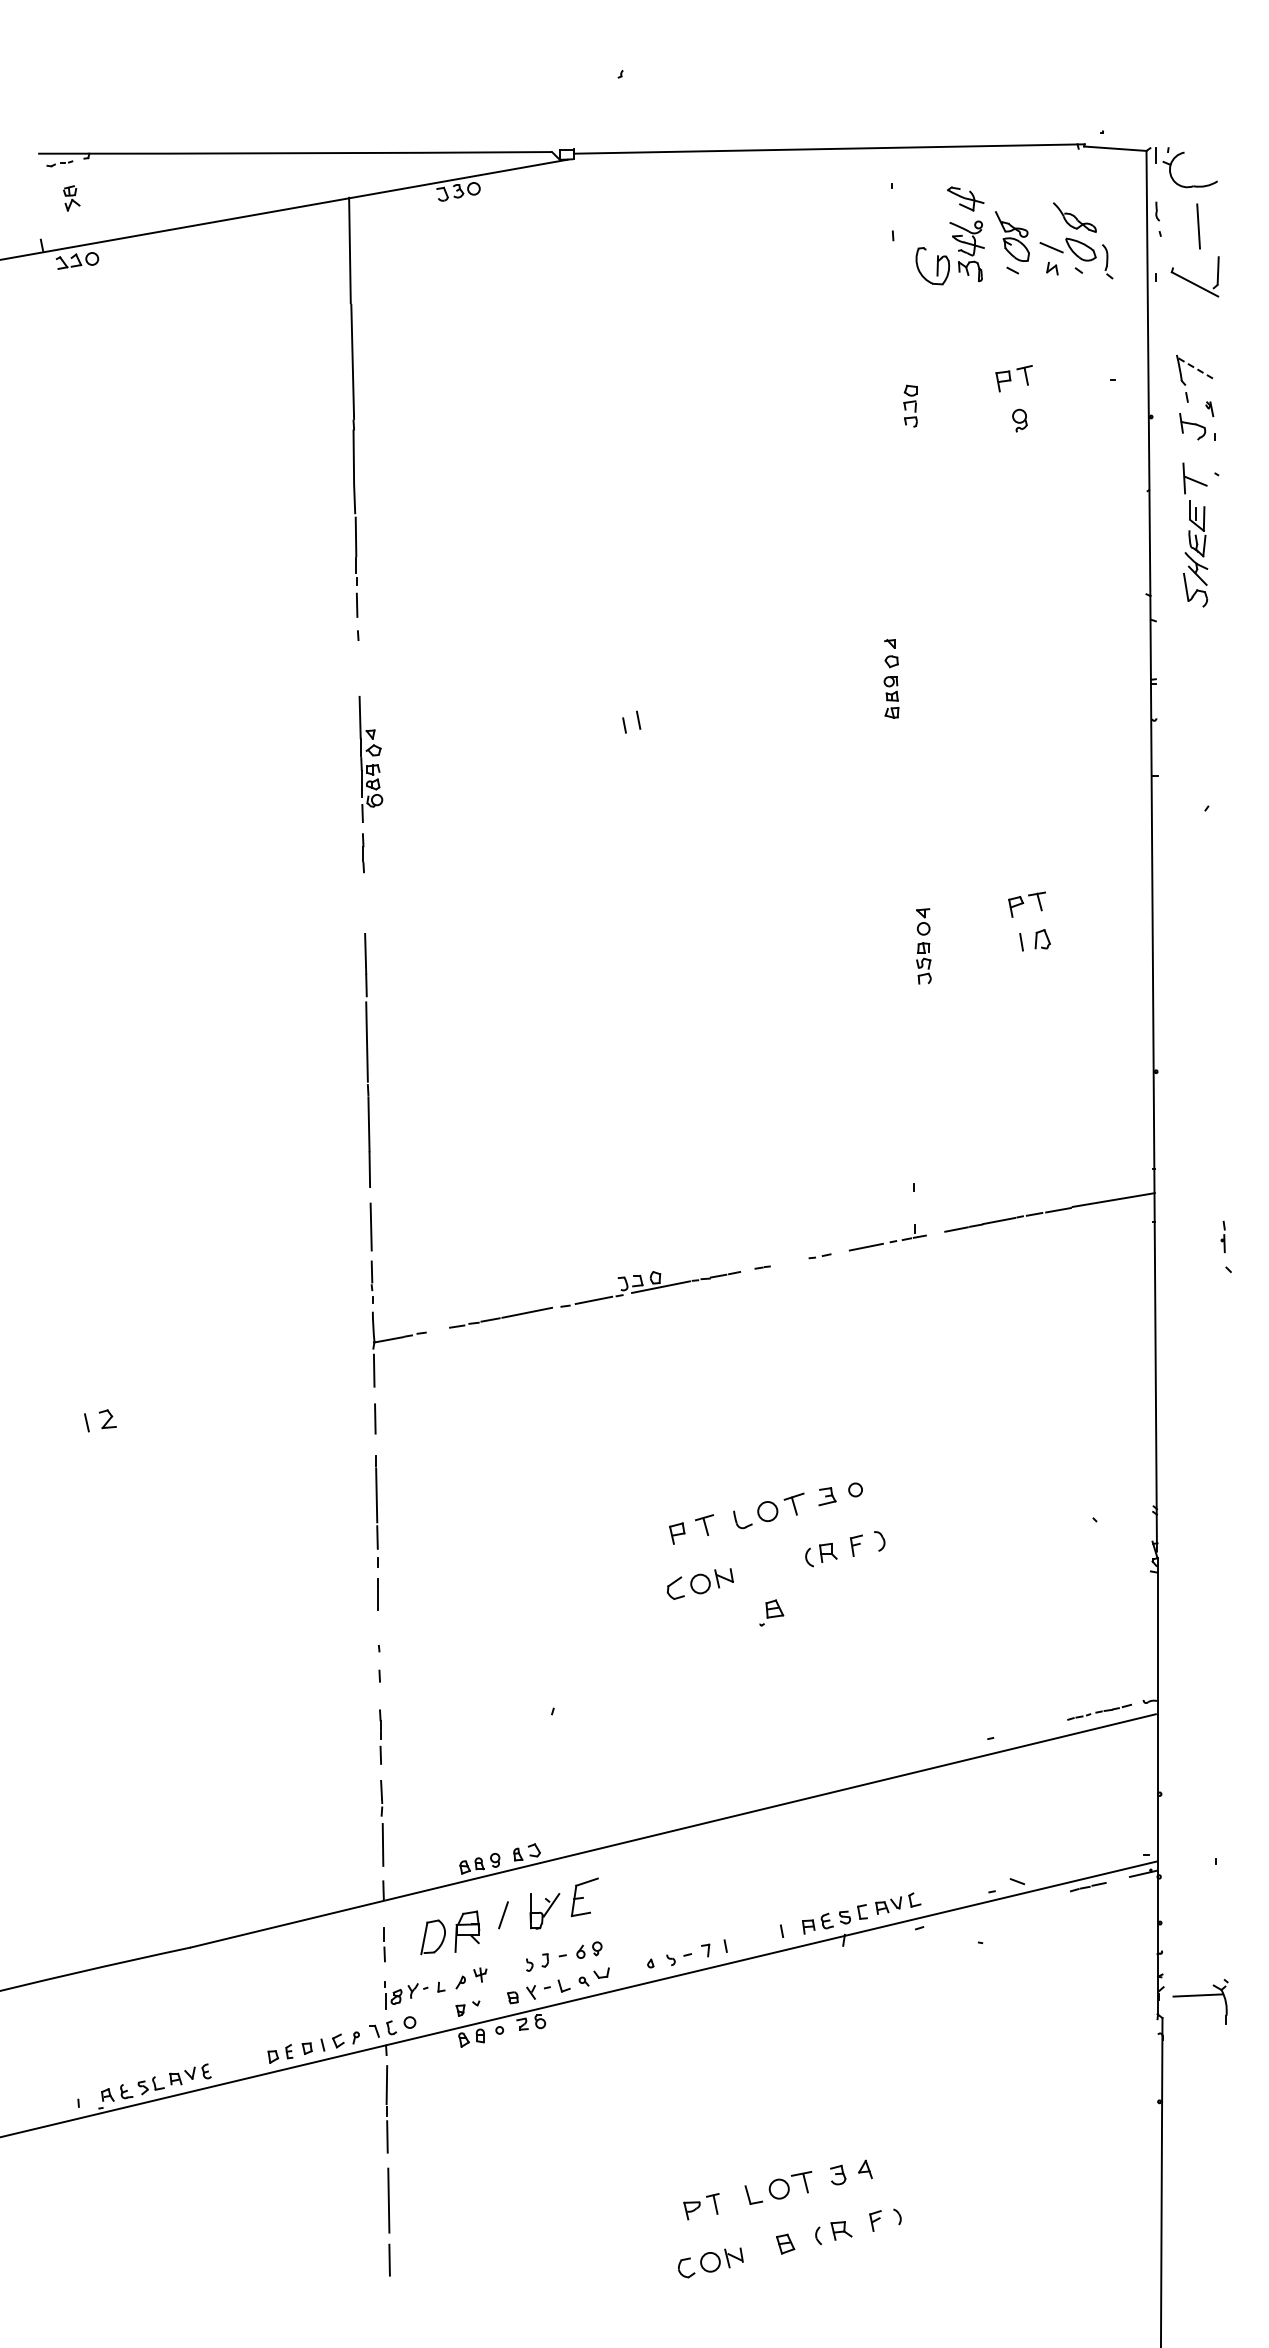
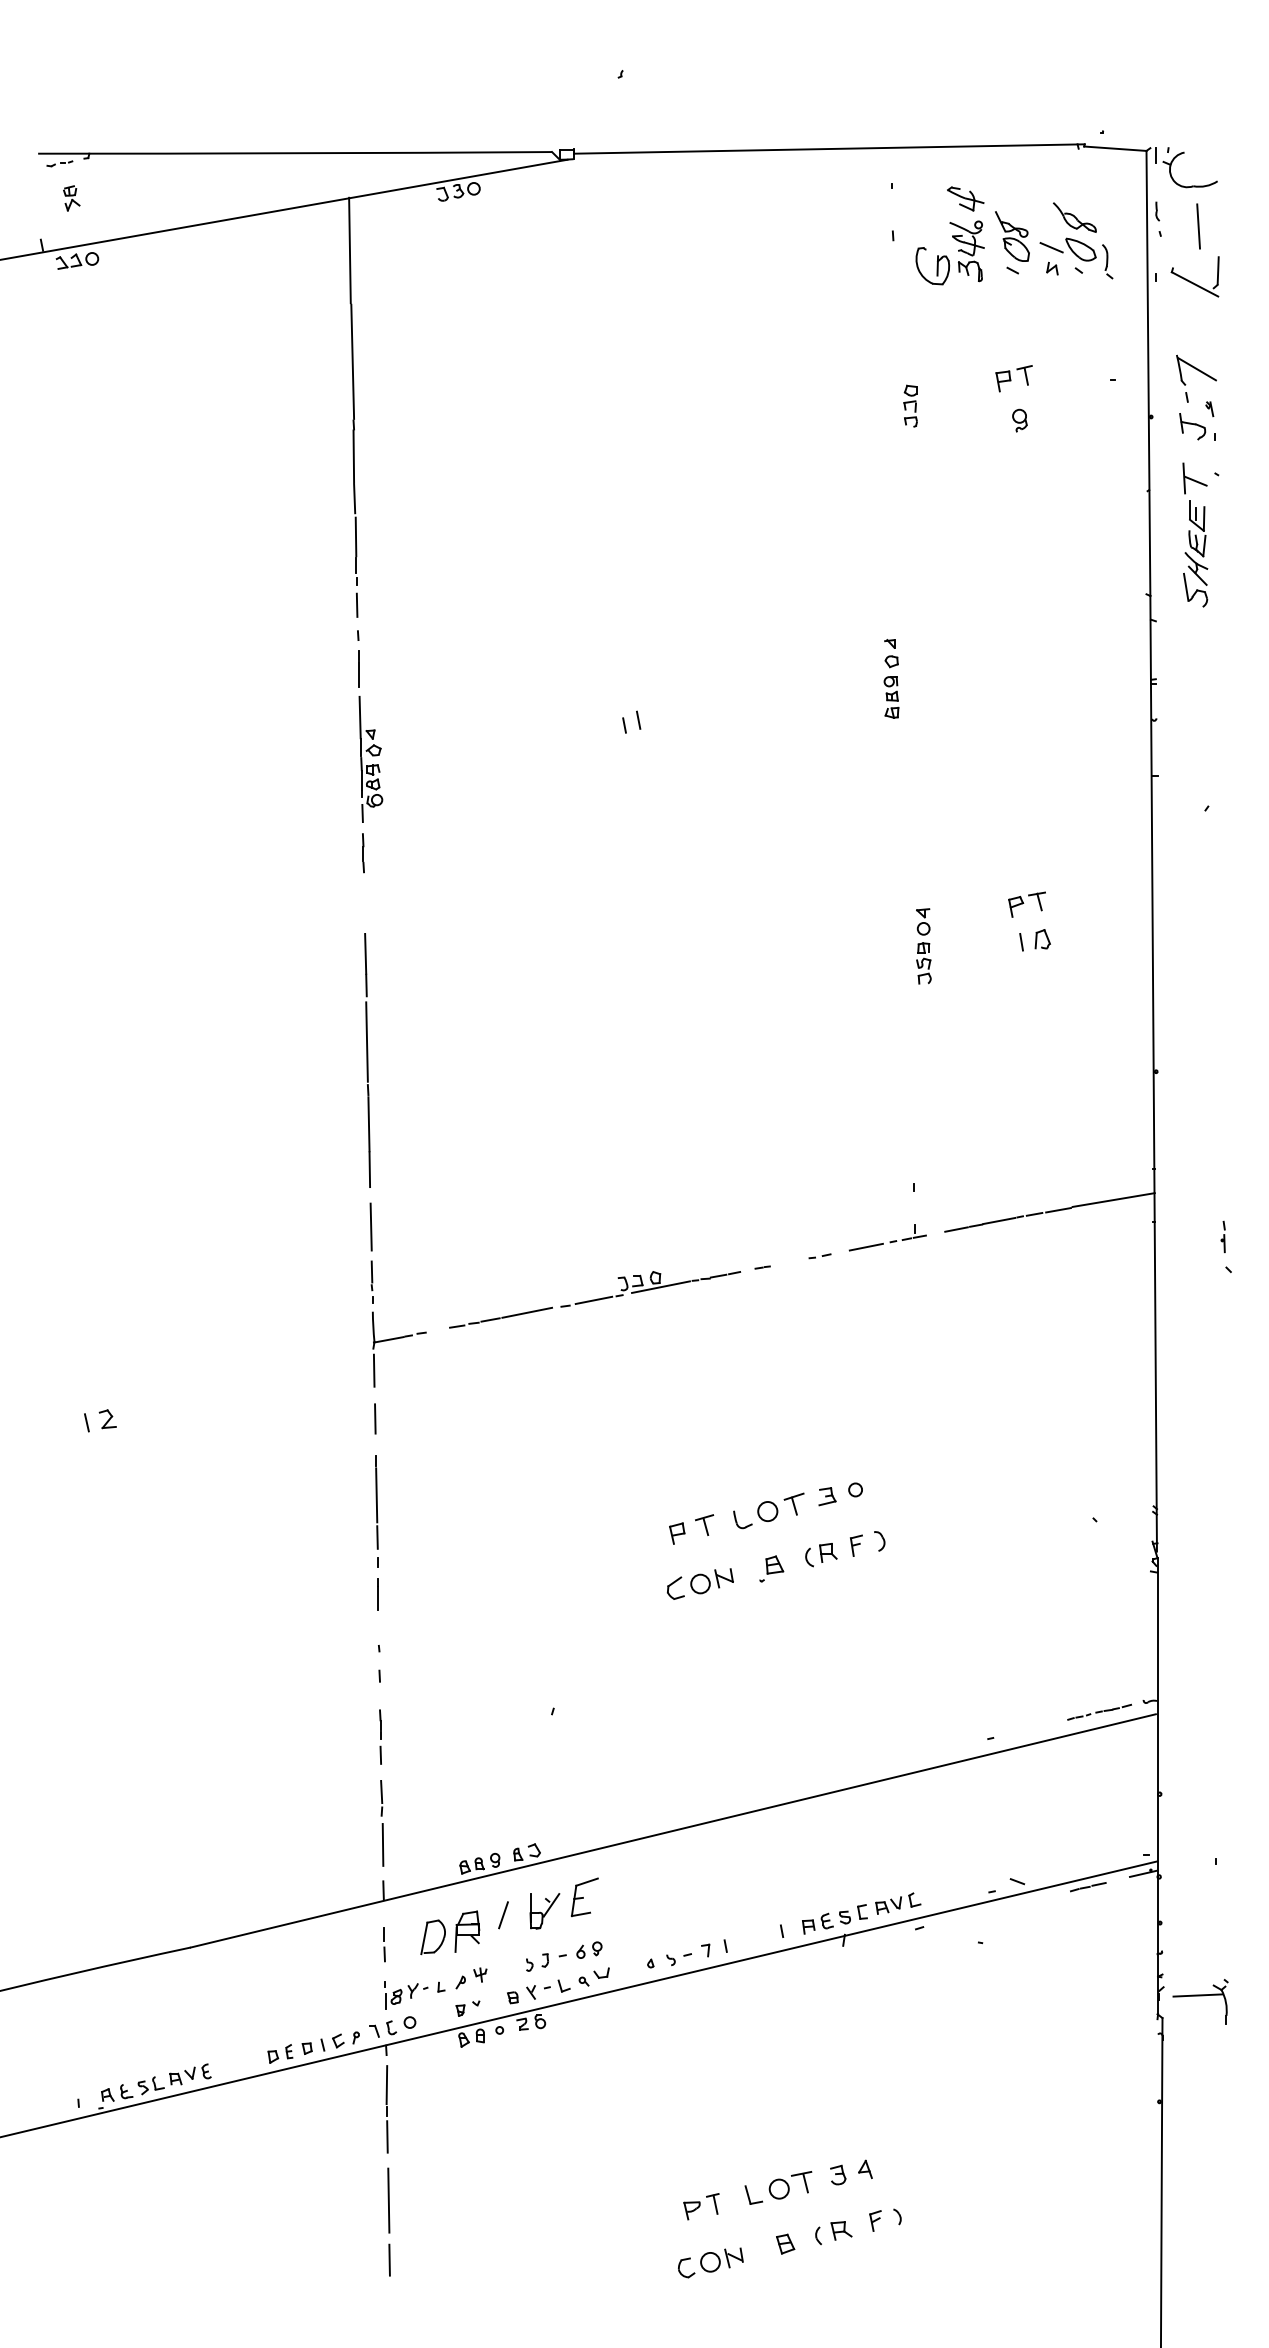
line: dashed -> solid (1197, 369)
line: none -> present (358, 668)
part position: (771, 1612) -> (771, 1568) (771, 1568)
